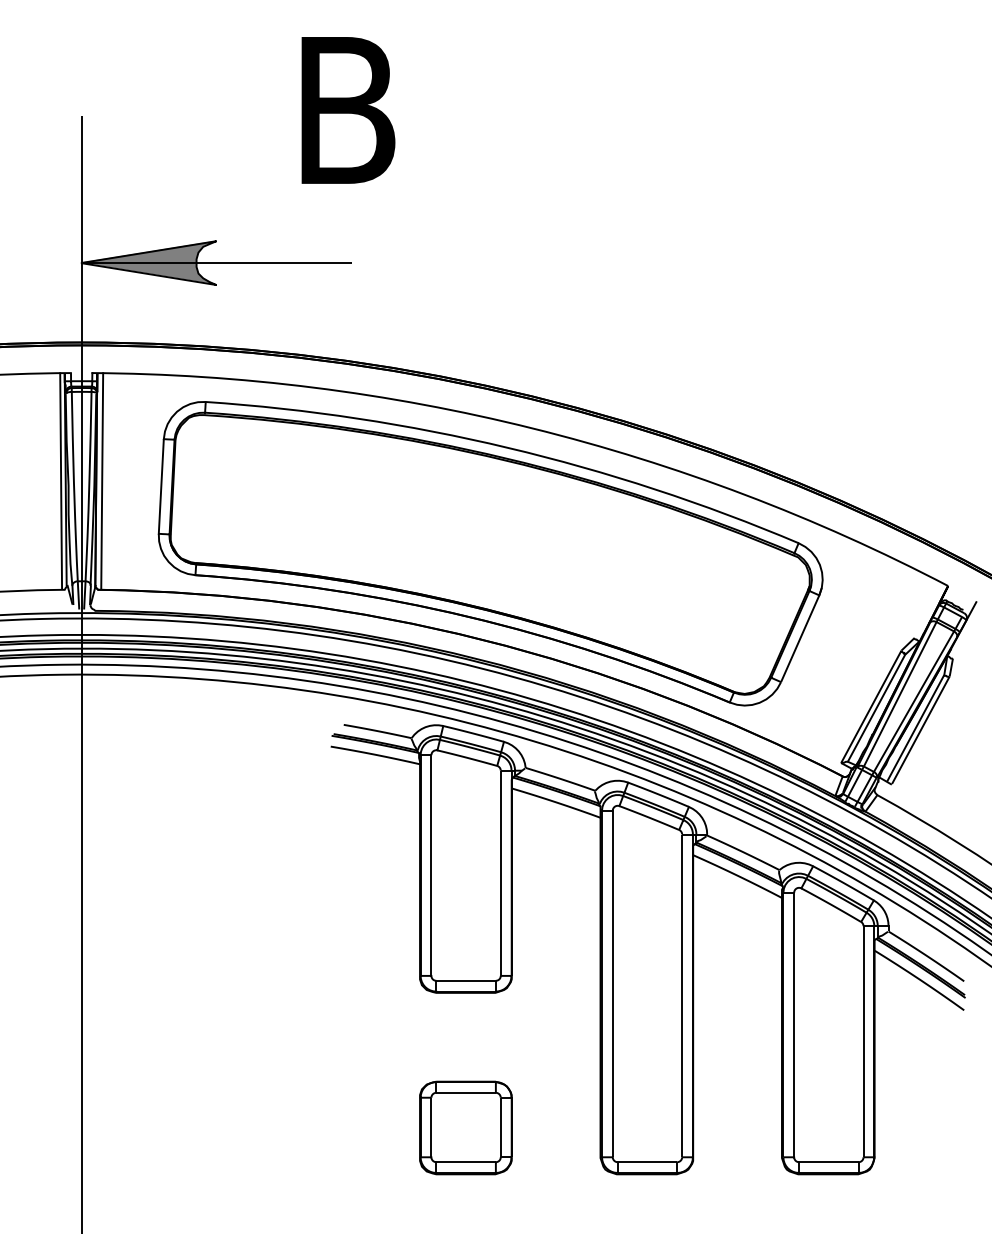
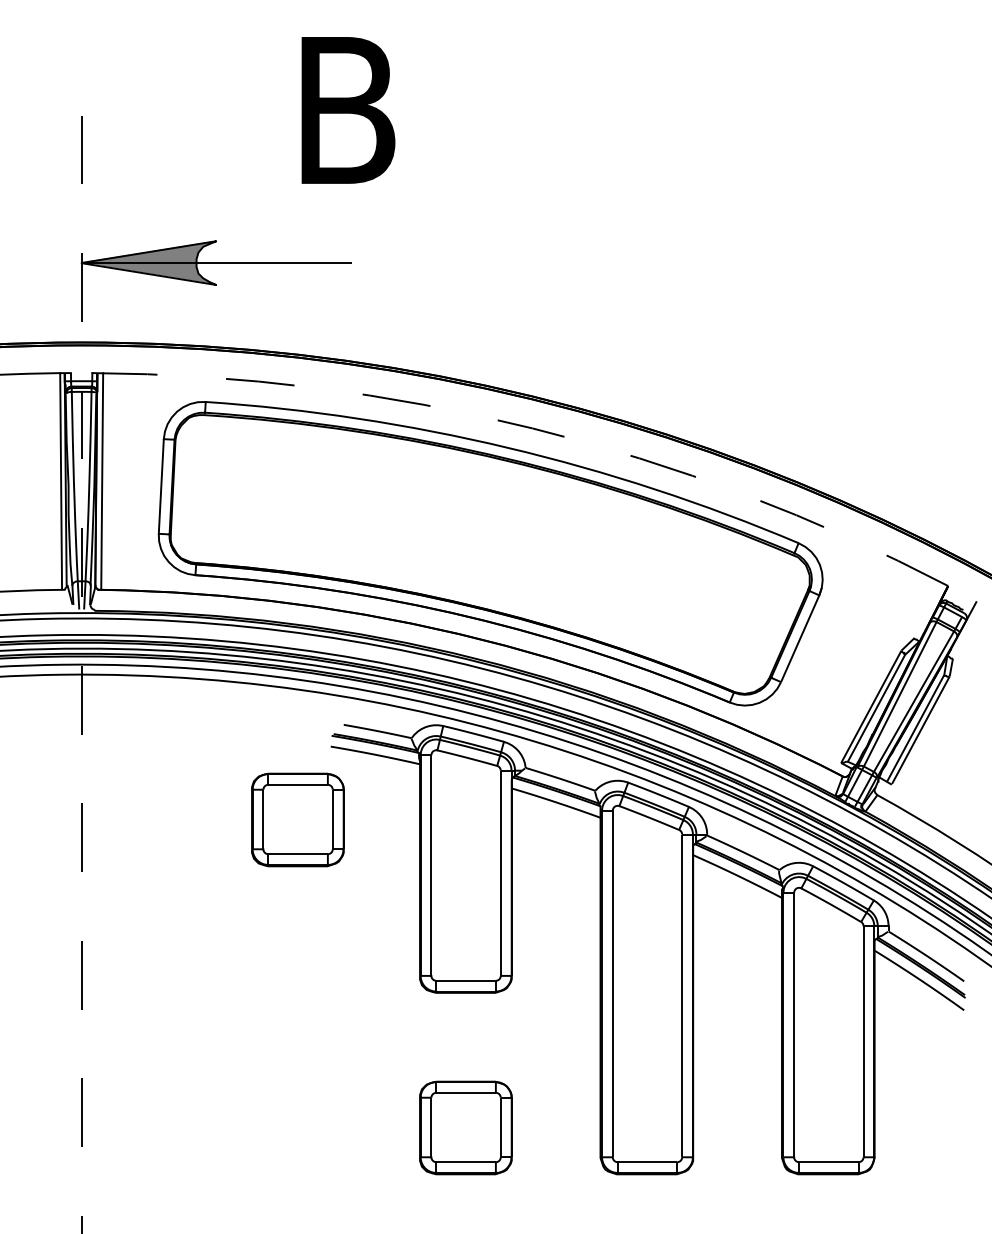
arc: solid -> dashed (532, 428)
line: solid -> dashed (81, 674)
part: none -> present (297, 819)
